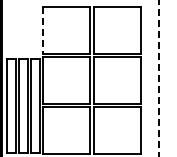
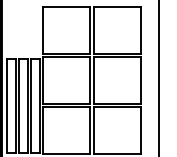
line: dashed -> solid (43, 30)
line: dashed -> solid (159, 78)
